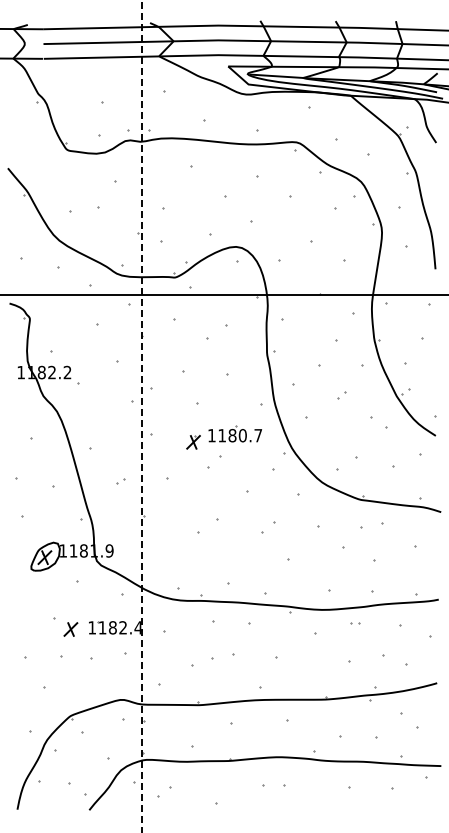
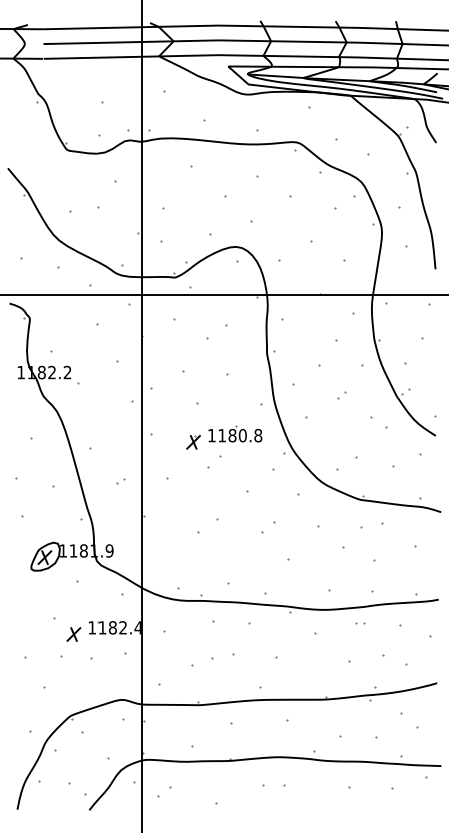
line: dashed -> solid (142, 416)
text: 1180.7 -> 1180.8 (258, 435)
part position: (355, 623) -> (360, 623) (360, 623)
part position: (70, 629) -> (73, 634) (73, 634)
